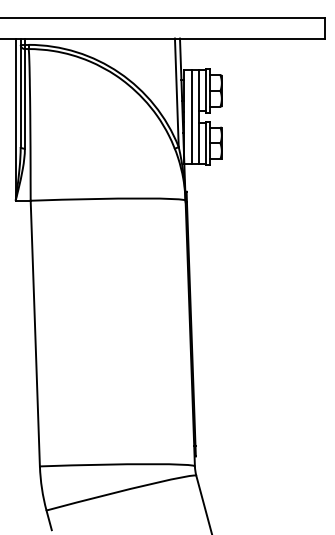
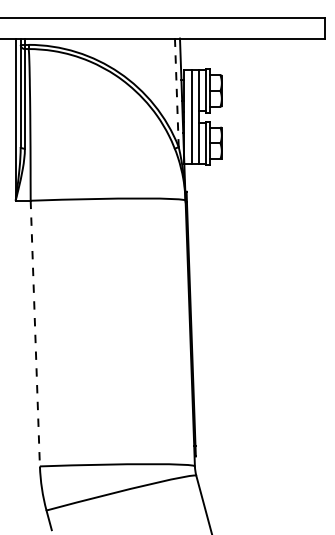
line: solid -> dashed (176, 93)
line: solid -> dashed (35, 333)
